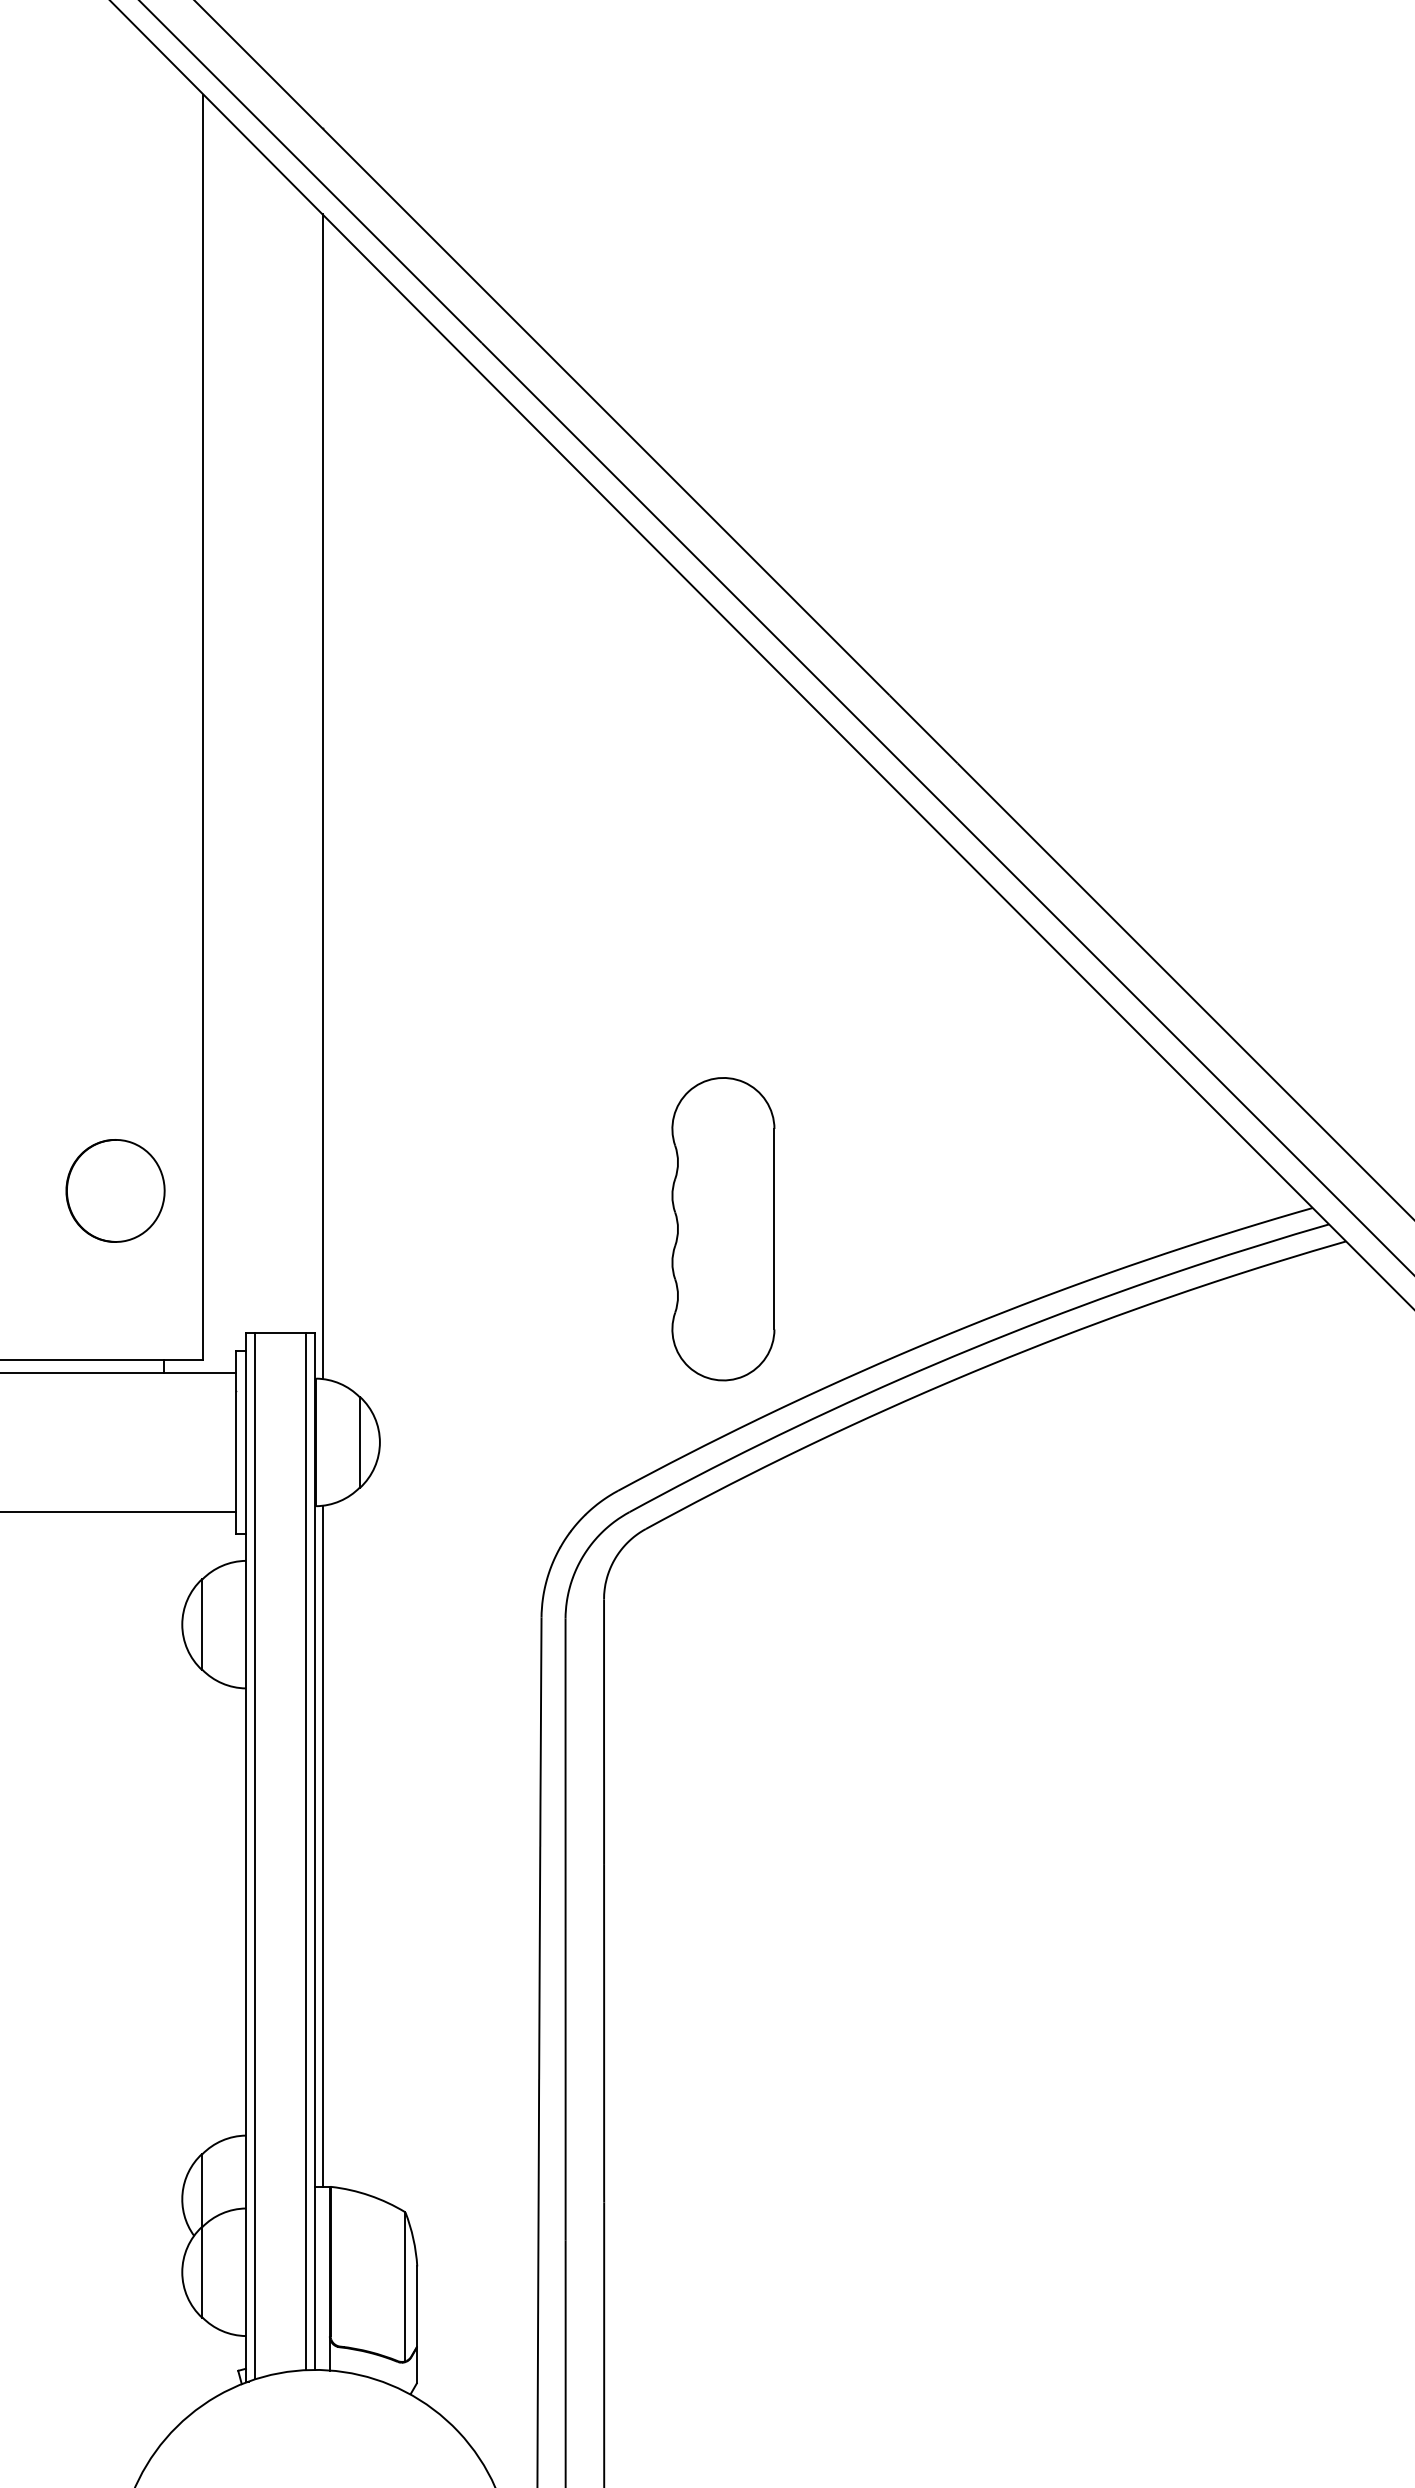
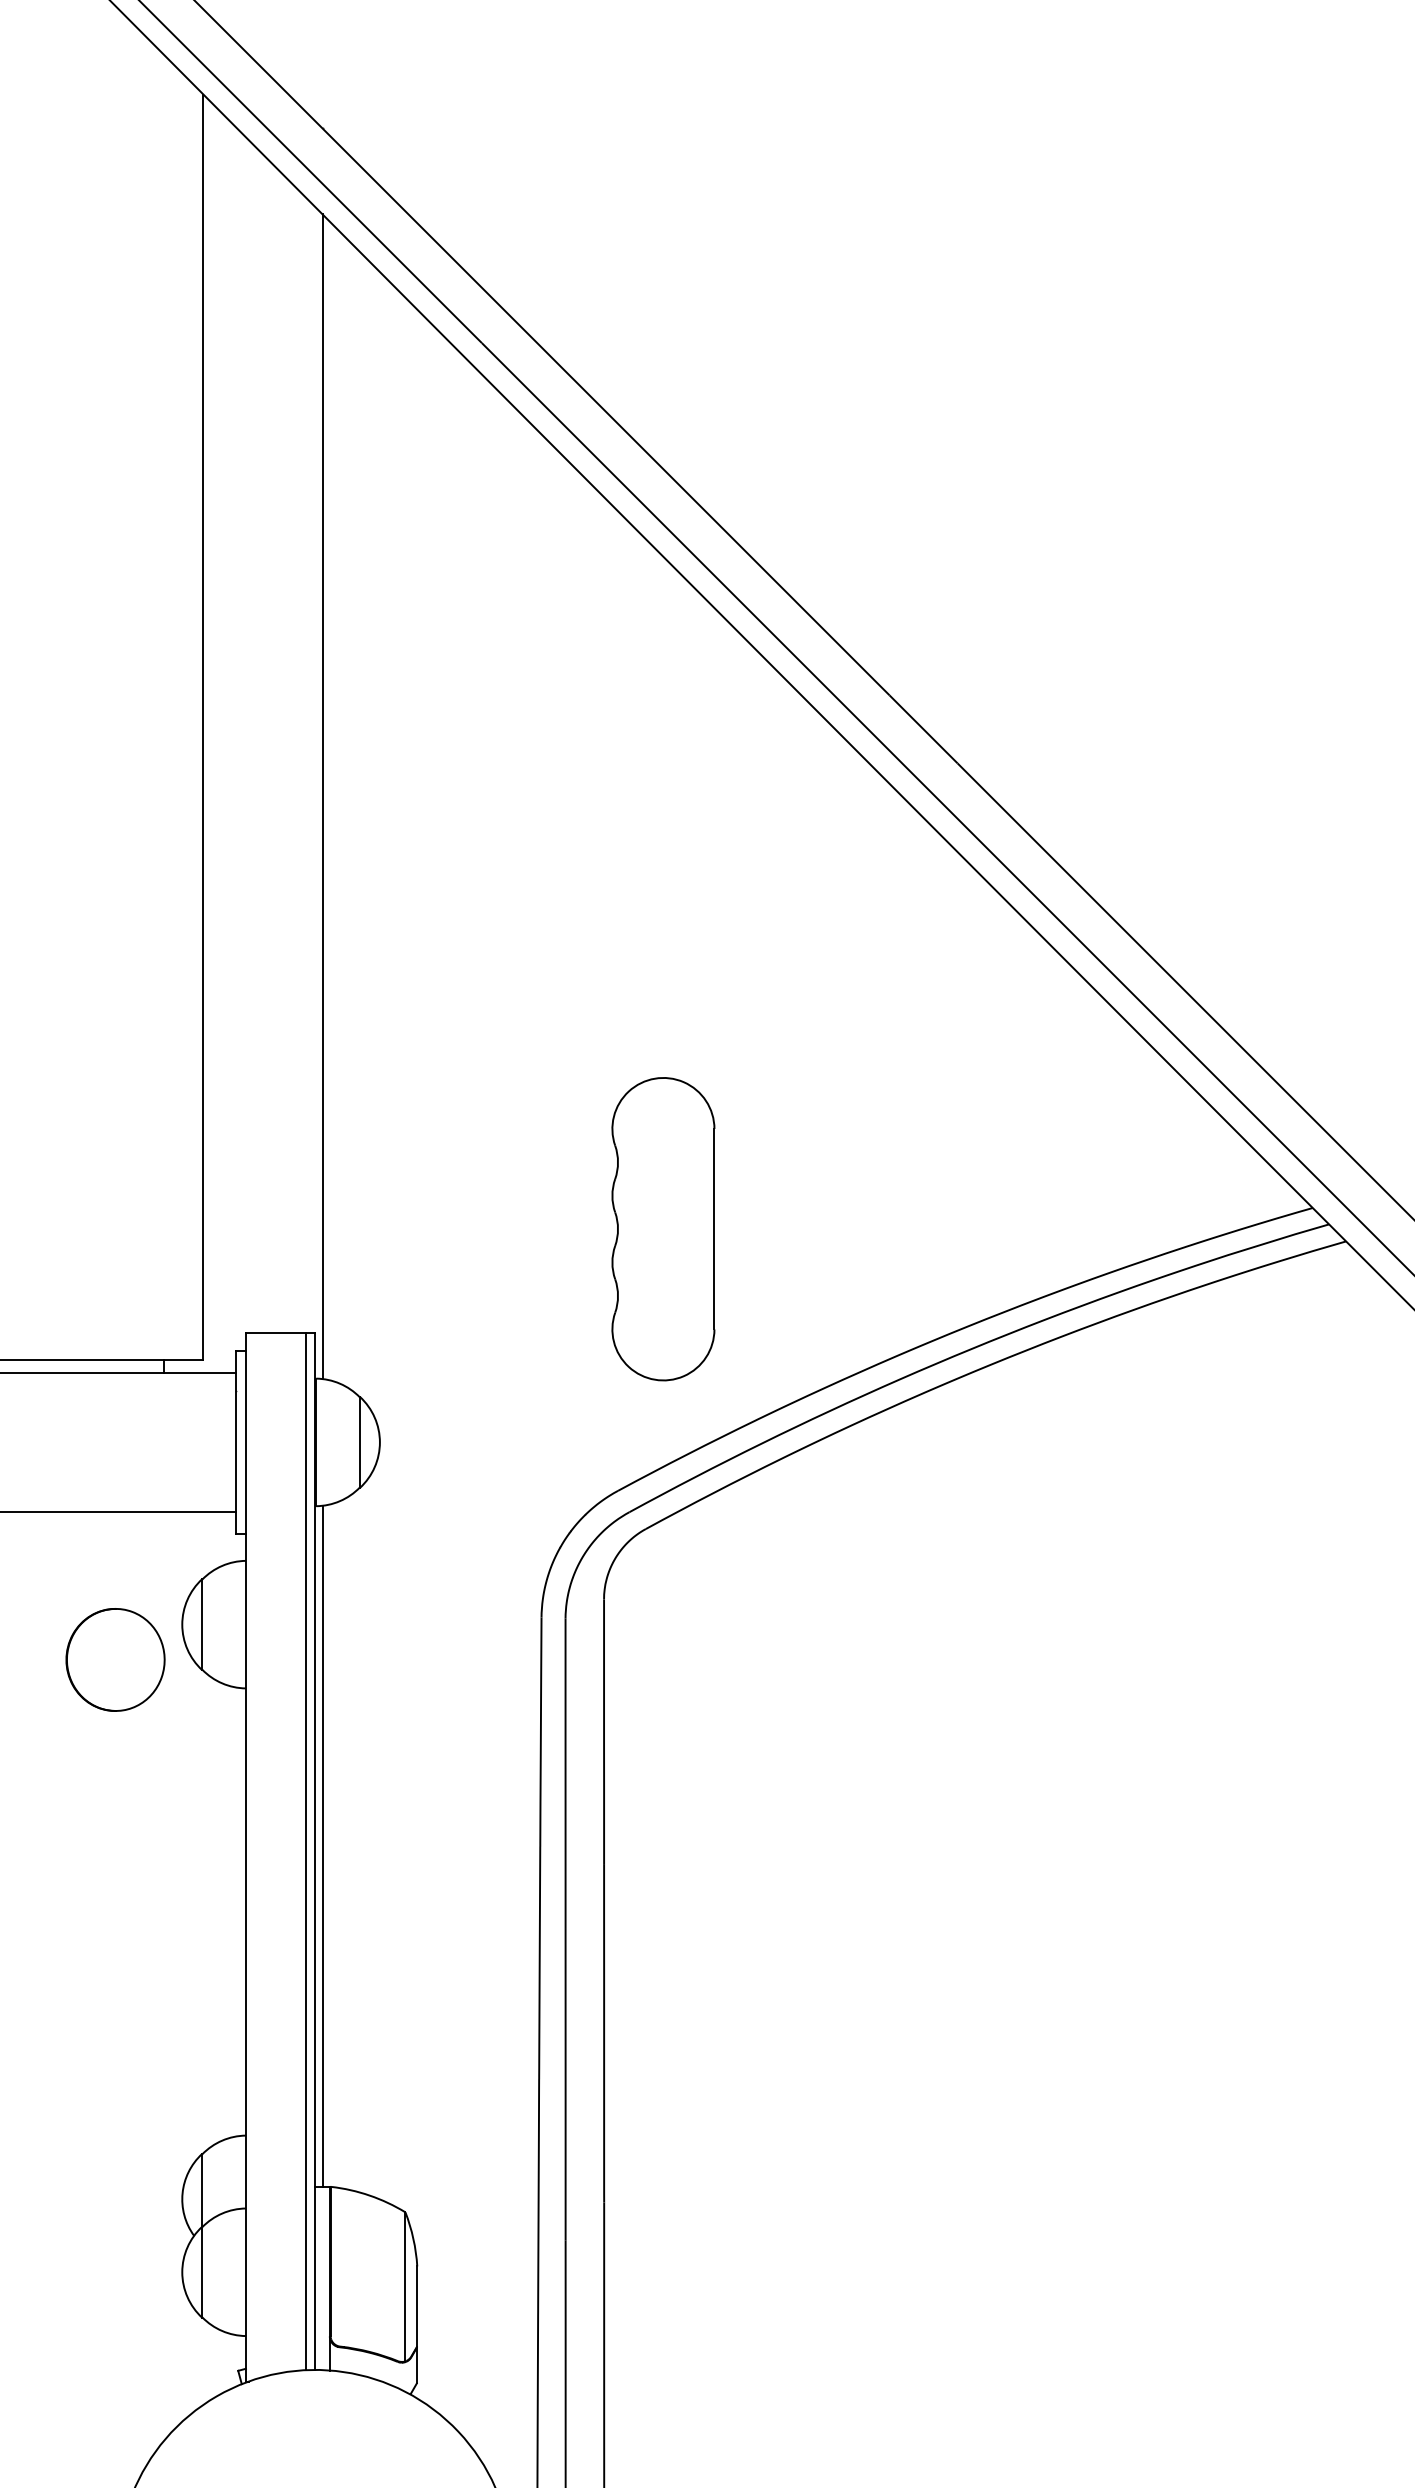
part position: (115, 1190) -> (115, 1659) (115, 1659)
part position: (723, 1229) -> (663, 1229) (663, 1229)
line: present -> none (255, 1856)
